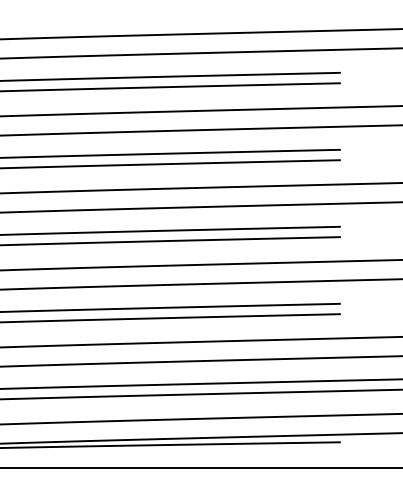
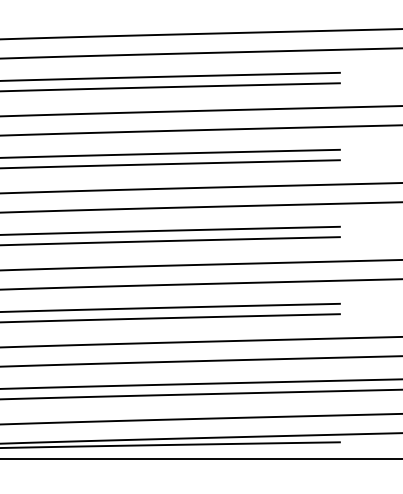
line position: (200, 468) -> (200, 459) (200, 459)
